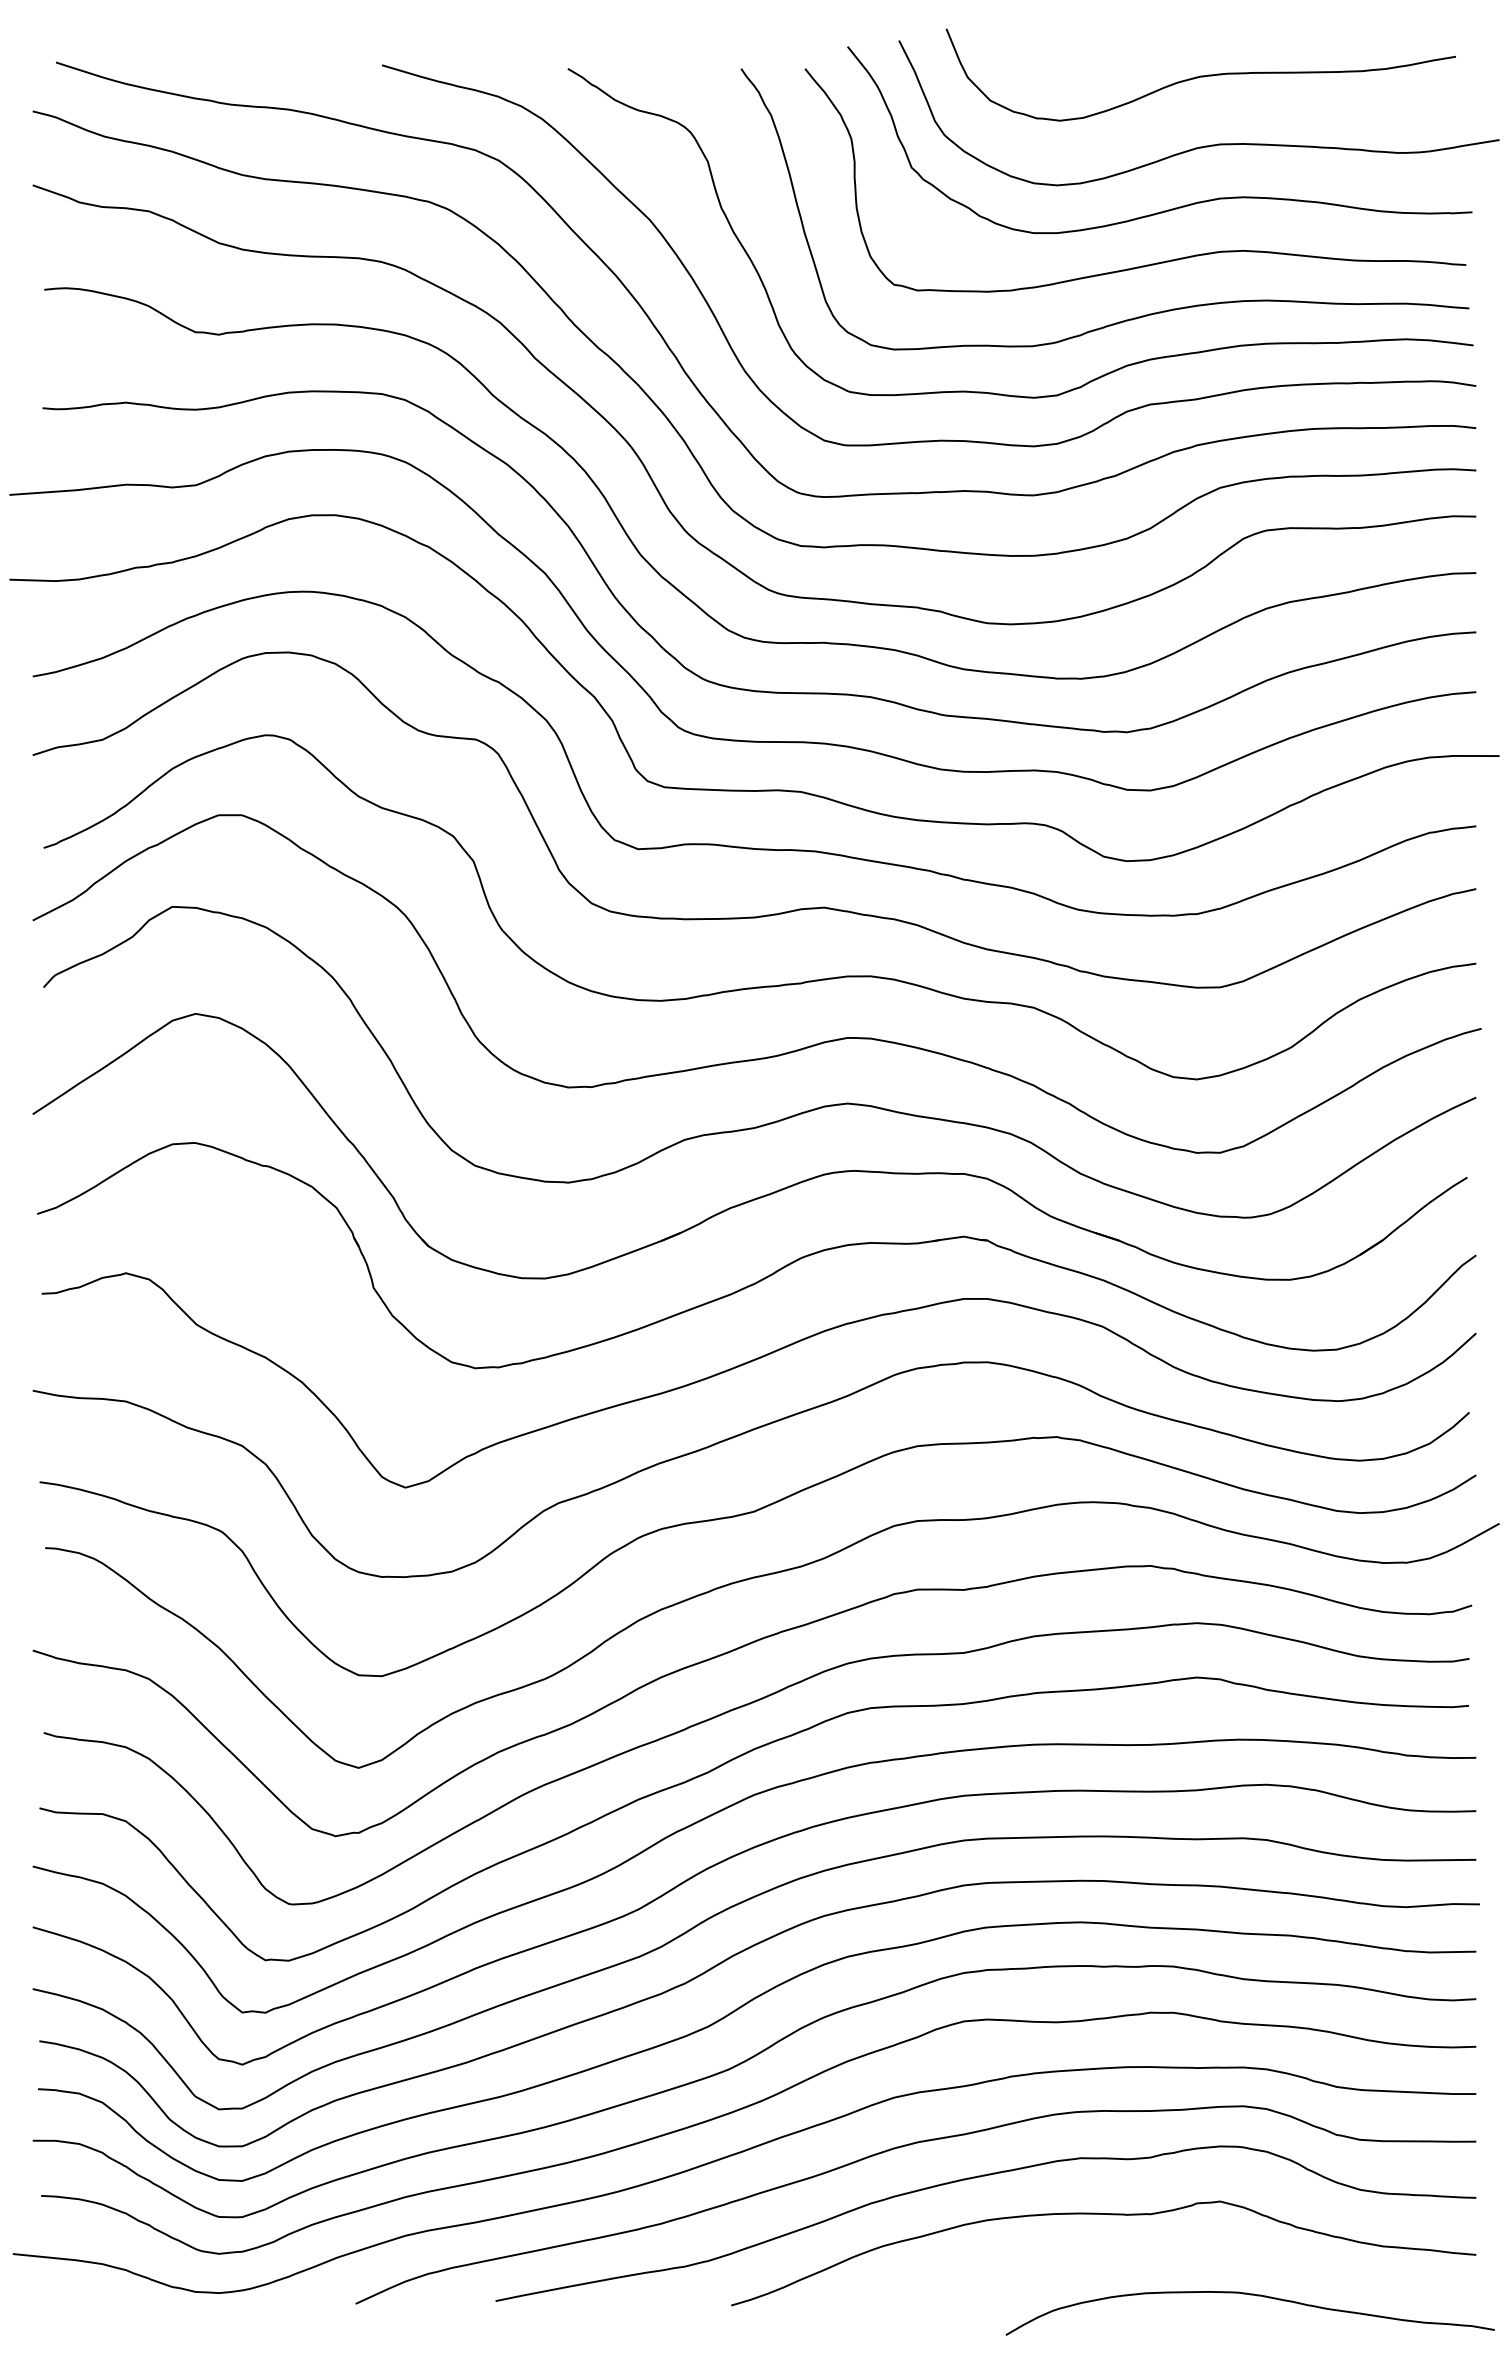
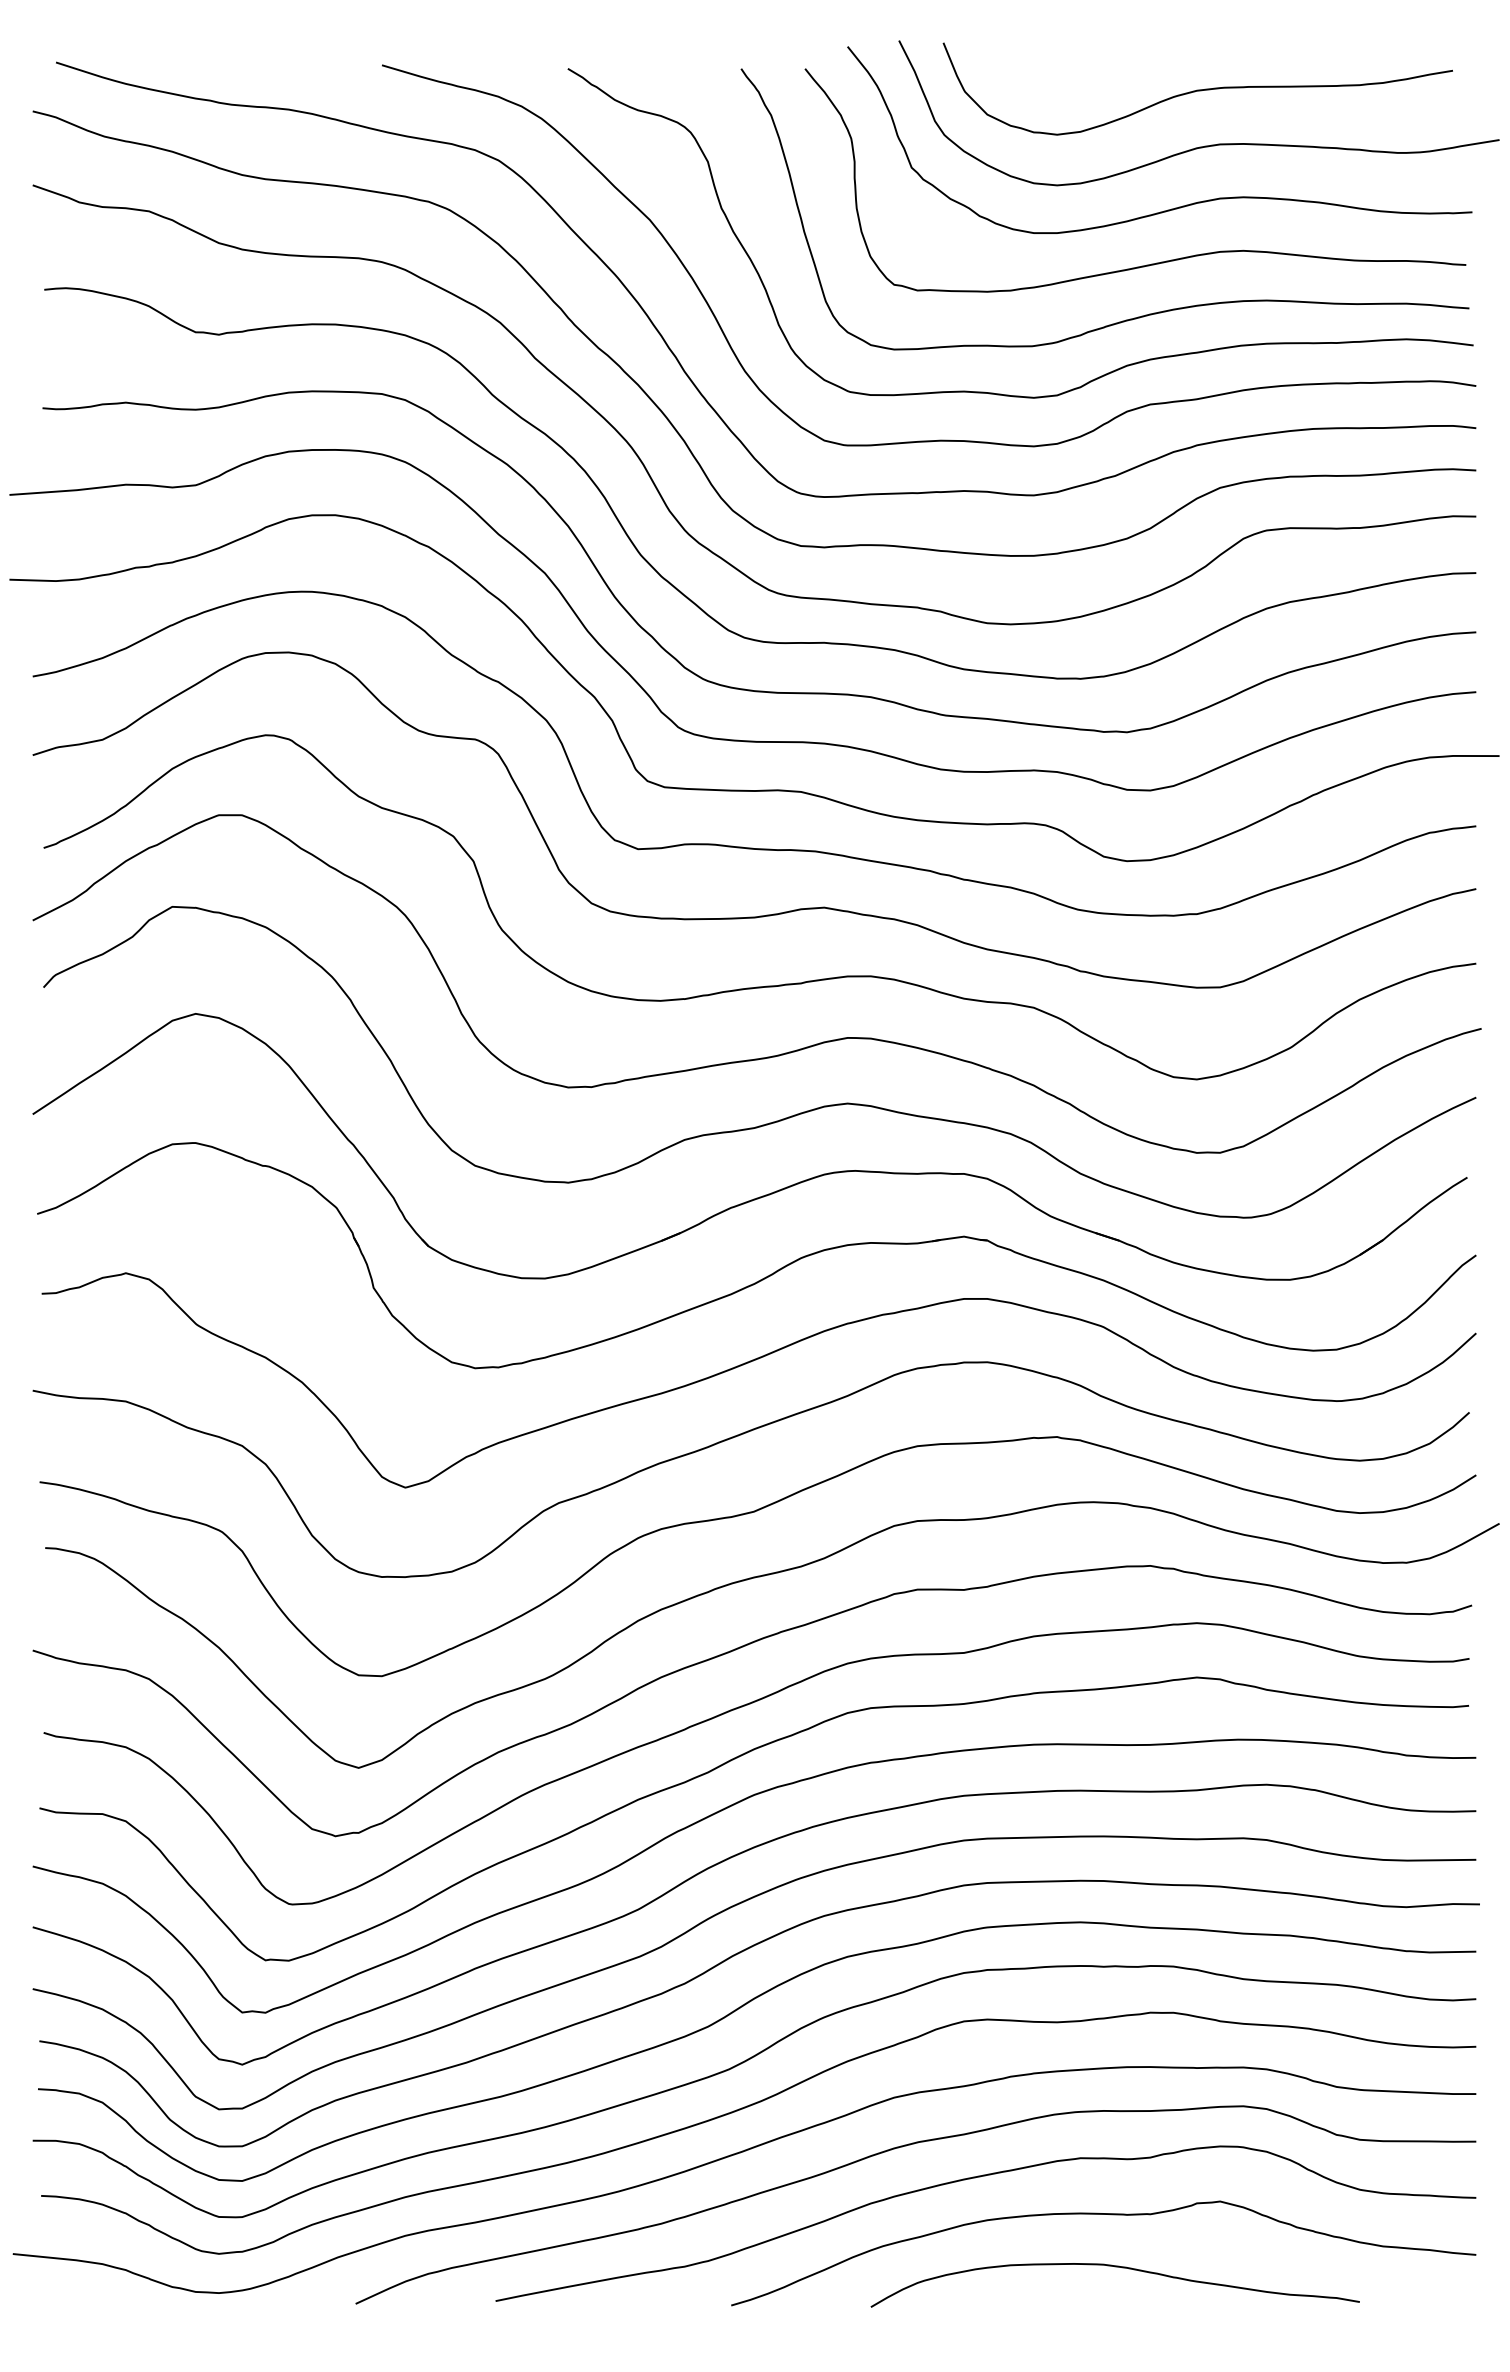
curve position: (1200, 75) -> (1197, 89) (1197, 89)
curve position: (1249, 2295) -> (1114, 2267) (1114, 2267)
